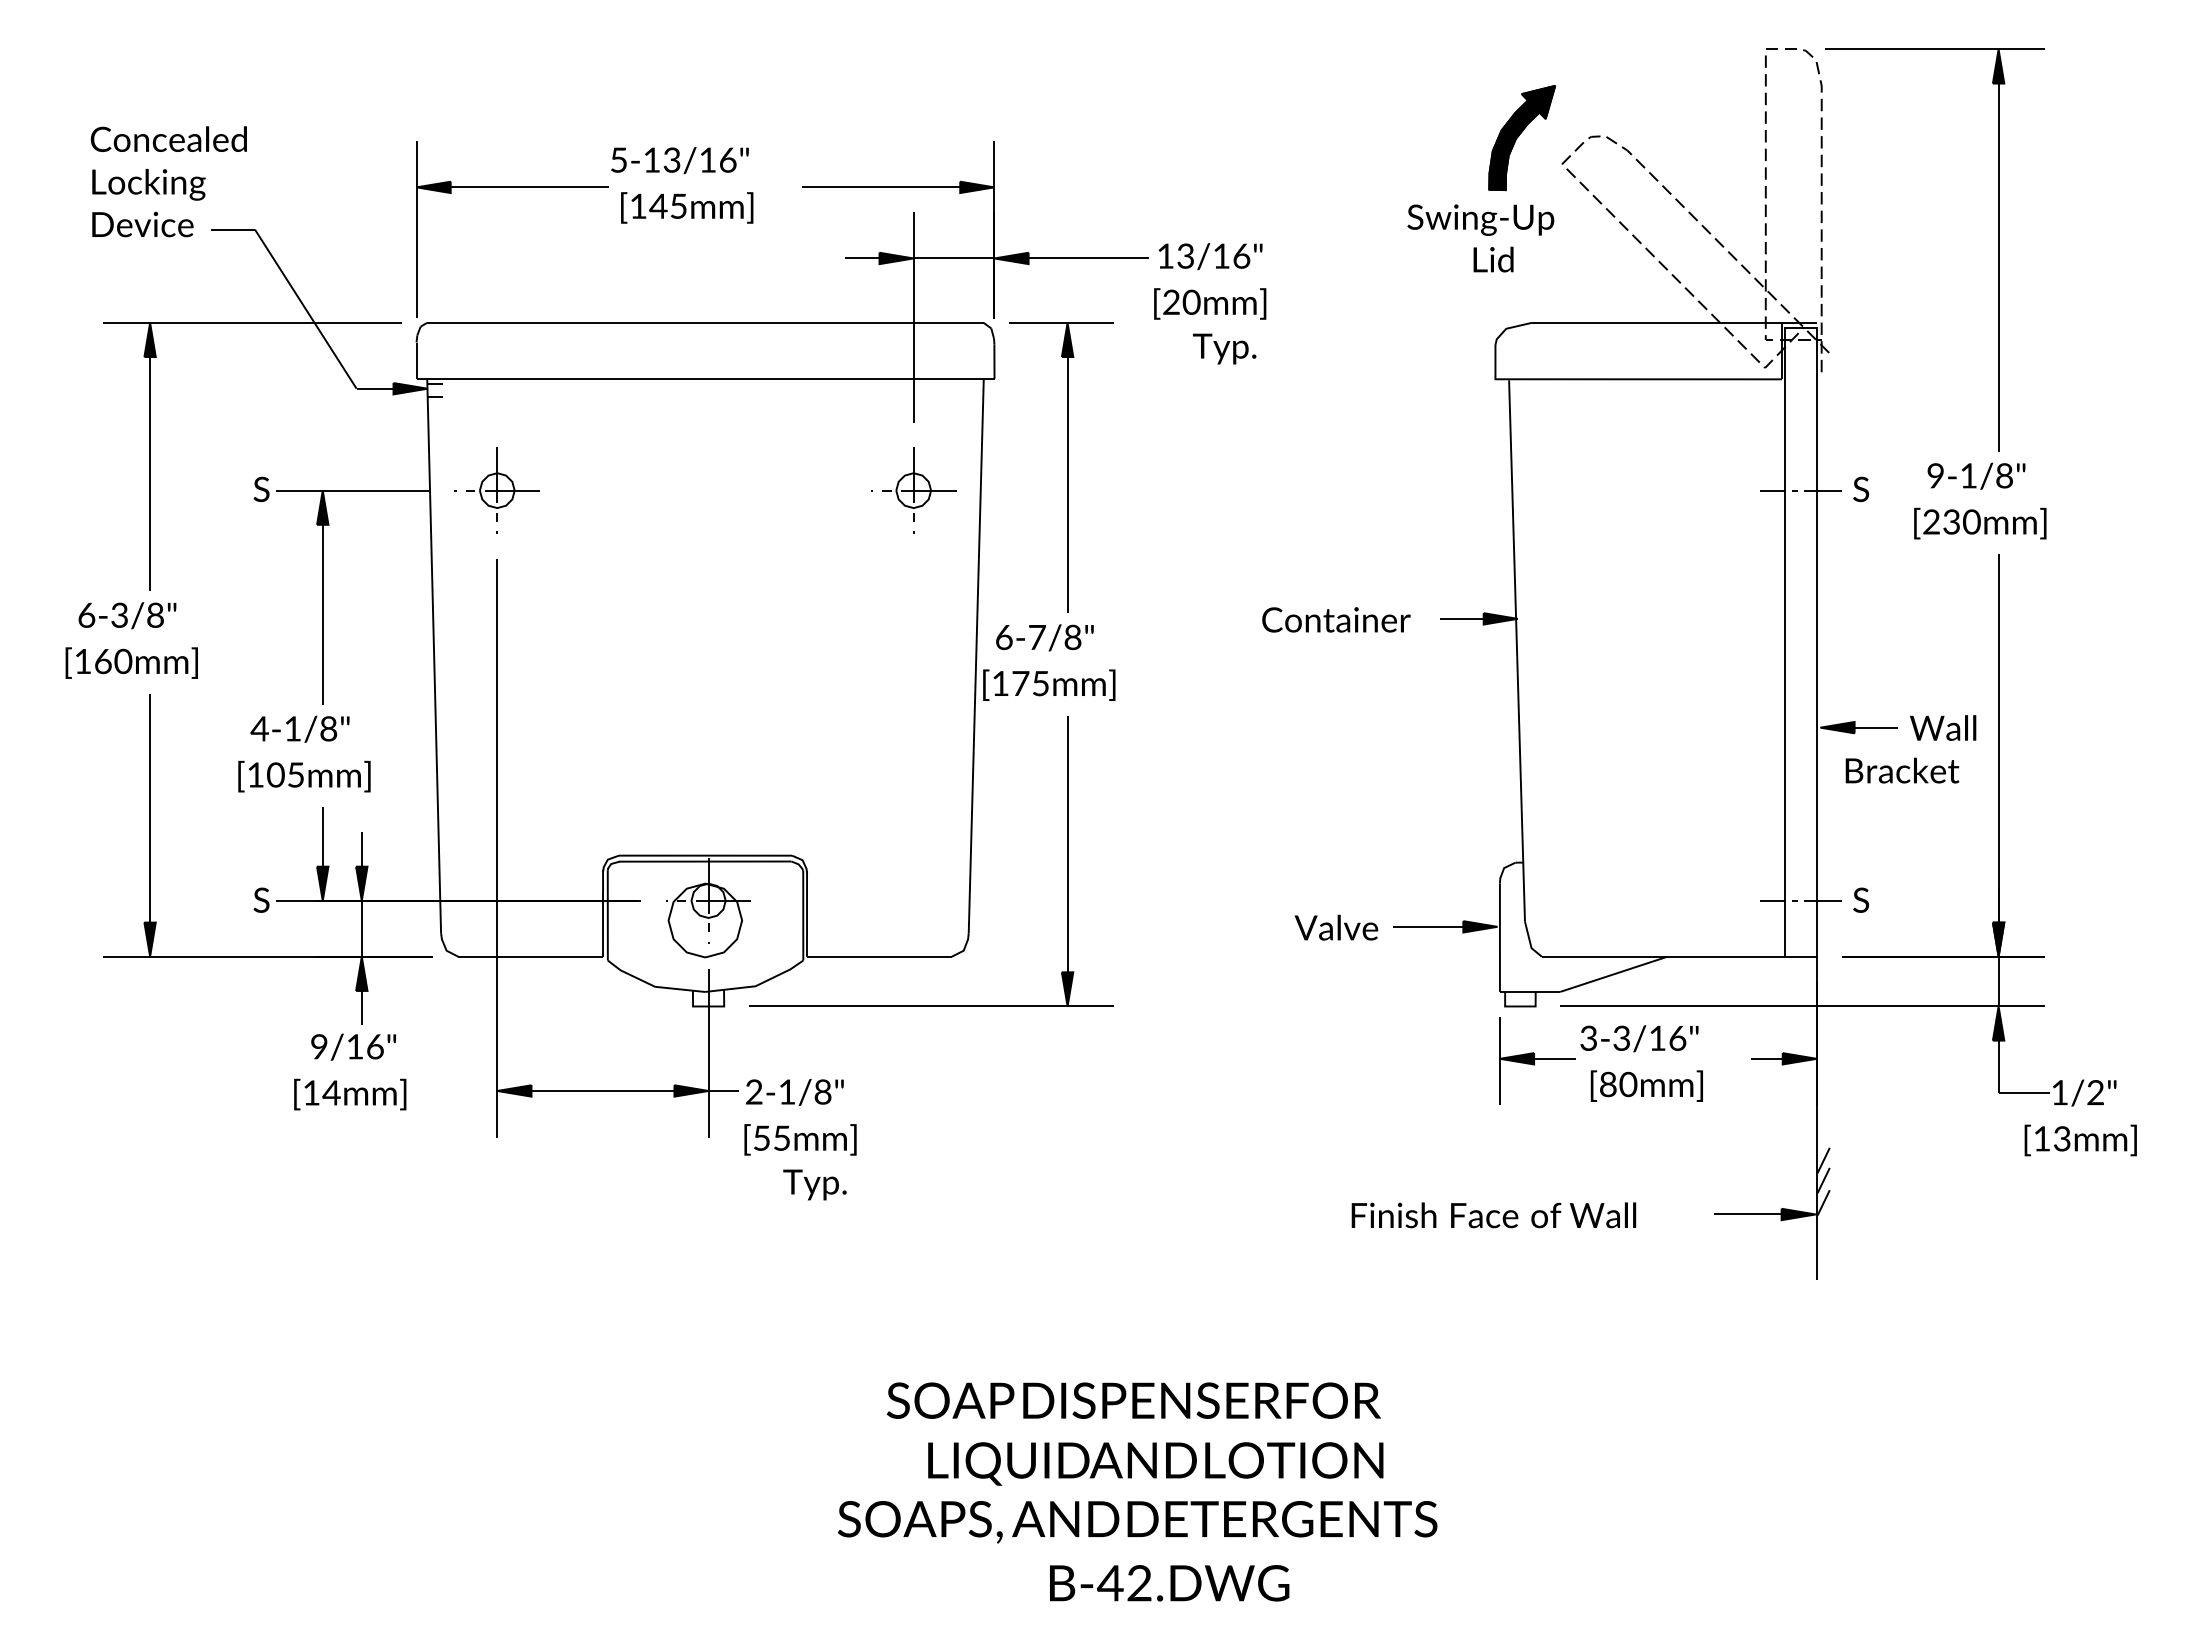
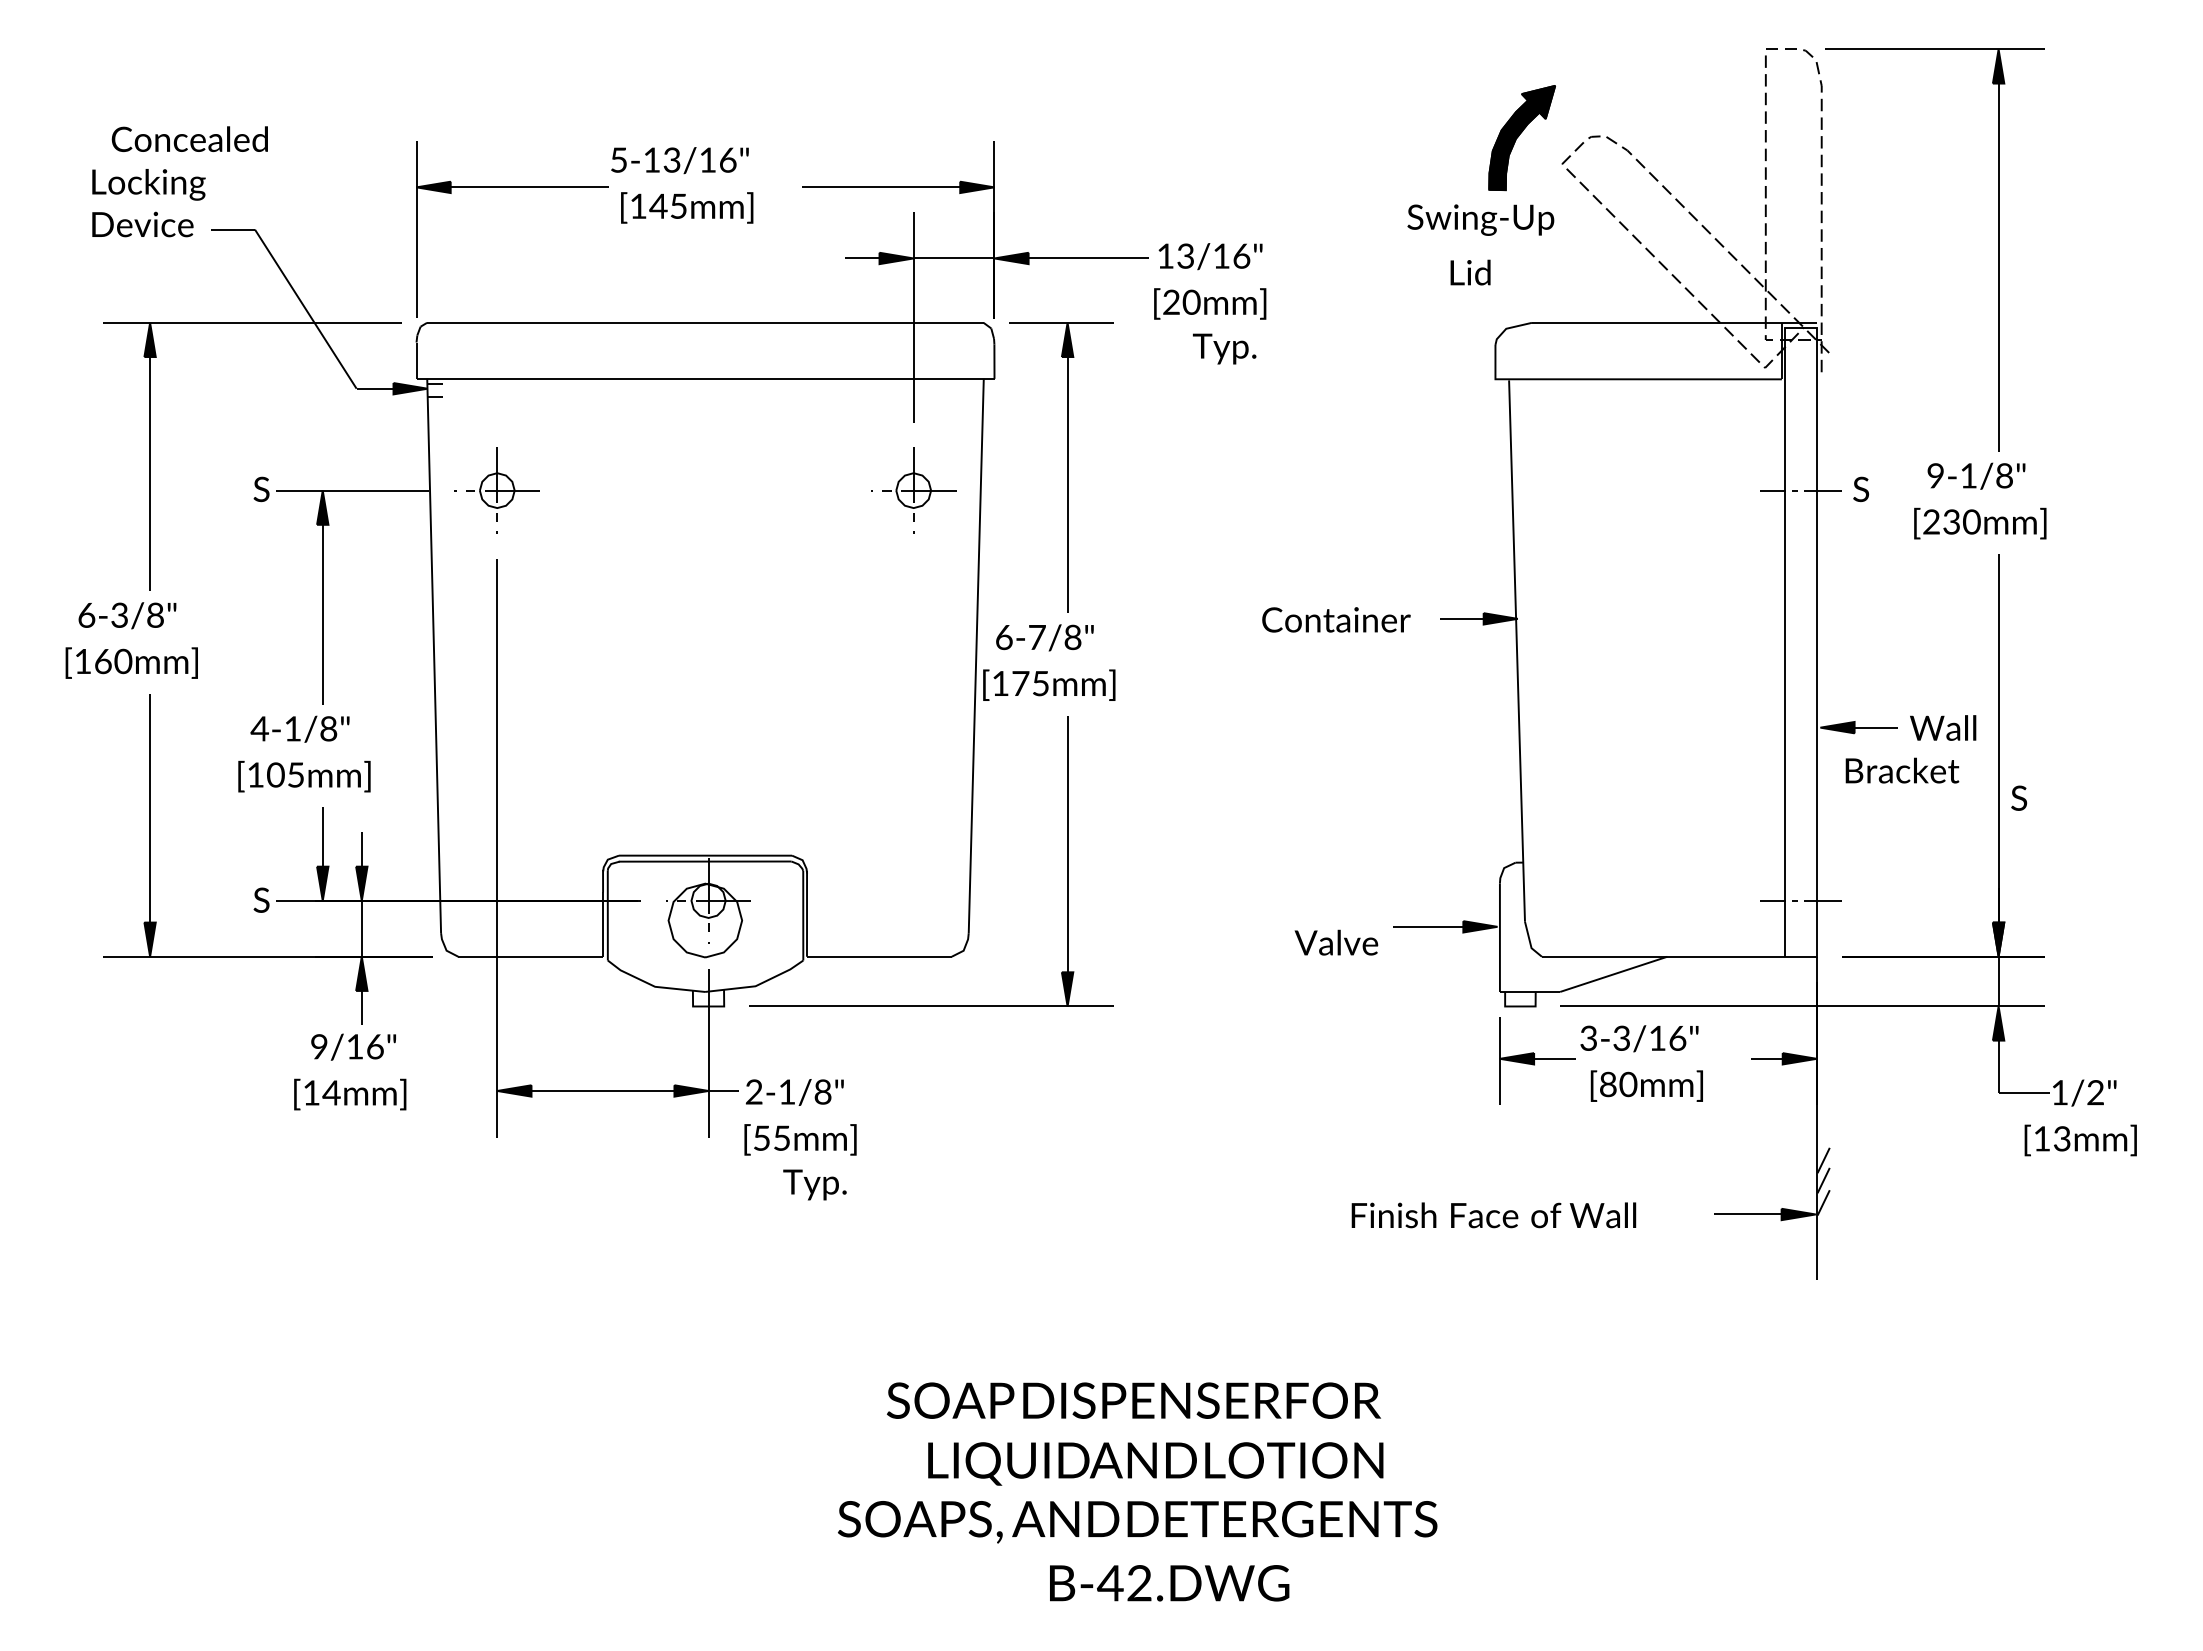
text position: (168, 138) -> (189, 138) (189, 138)
text position: (1493, 259) -> (1470, 272) (1470, 272)
text position: (1861, 899) -> (2019, 797) (2019, 797)
text position: (1336, 927) -> (1336, 942) (1336, 942)
